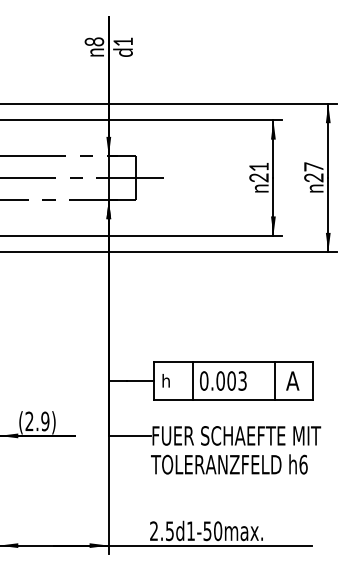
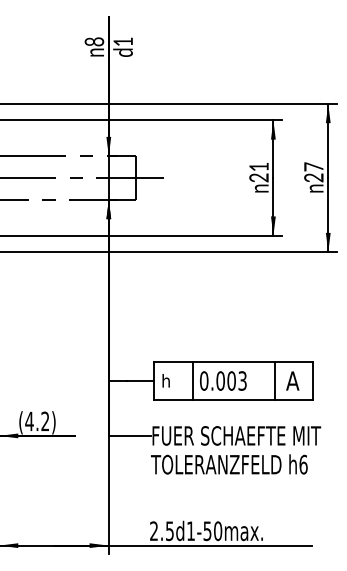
text: (2.9) -> (4.2) (37, 421)
